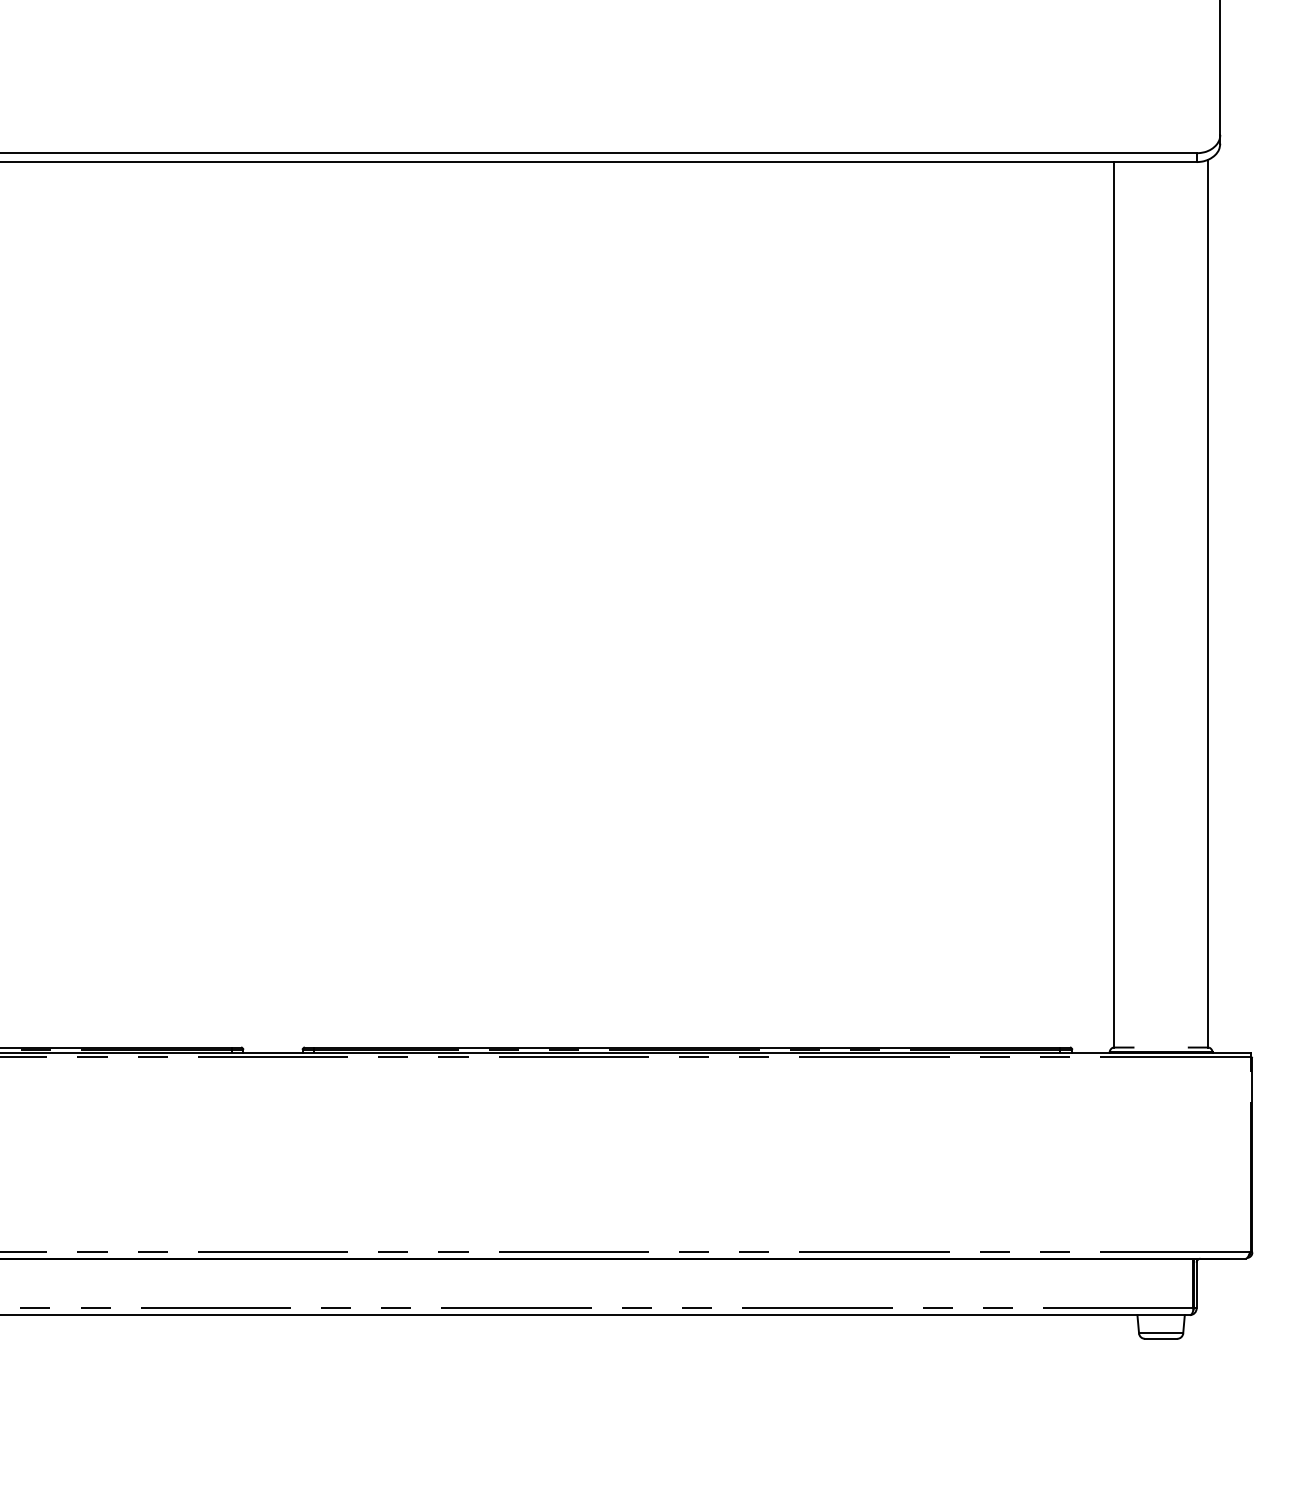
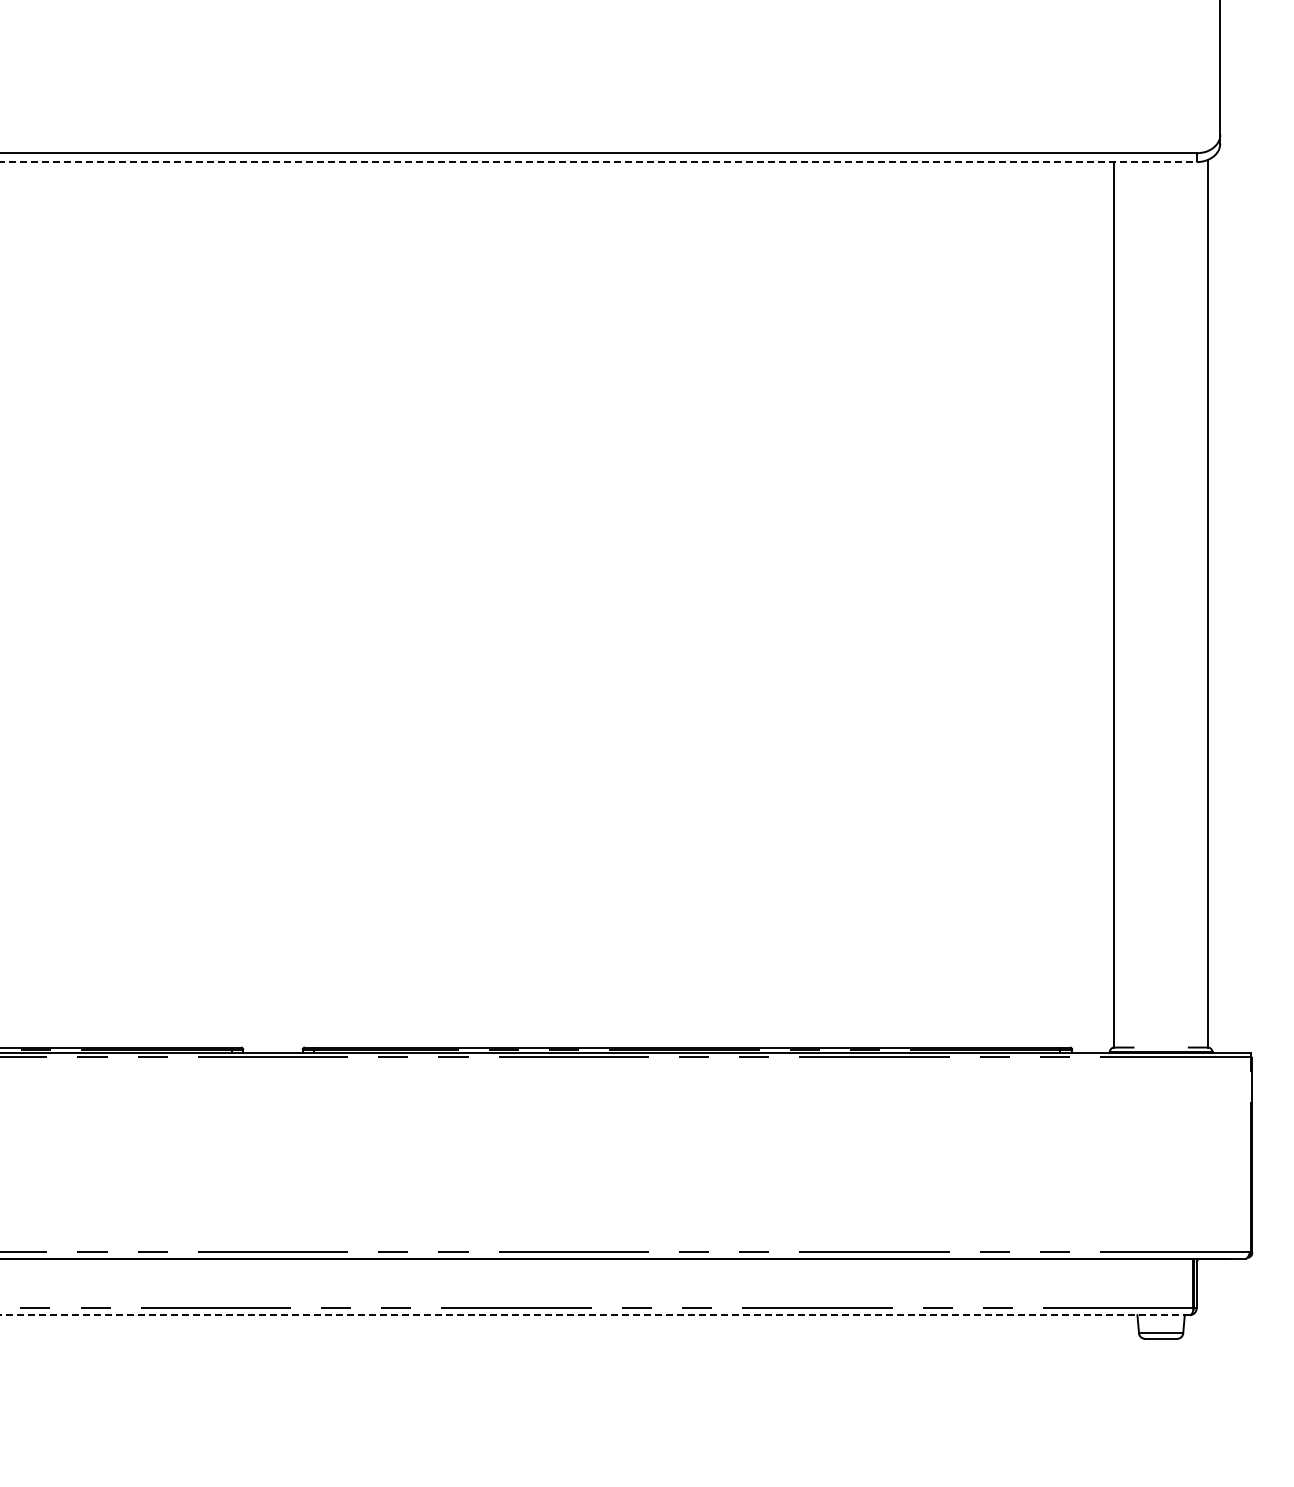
line: solid -> dashed (598, 162)
line: solid -> dashed (594, 1315)
